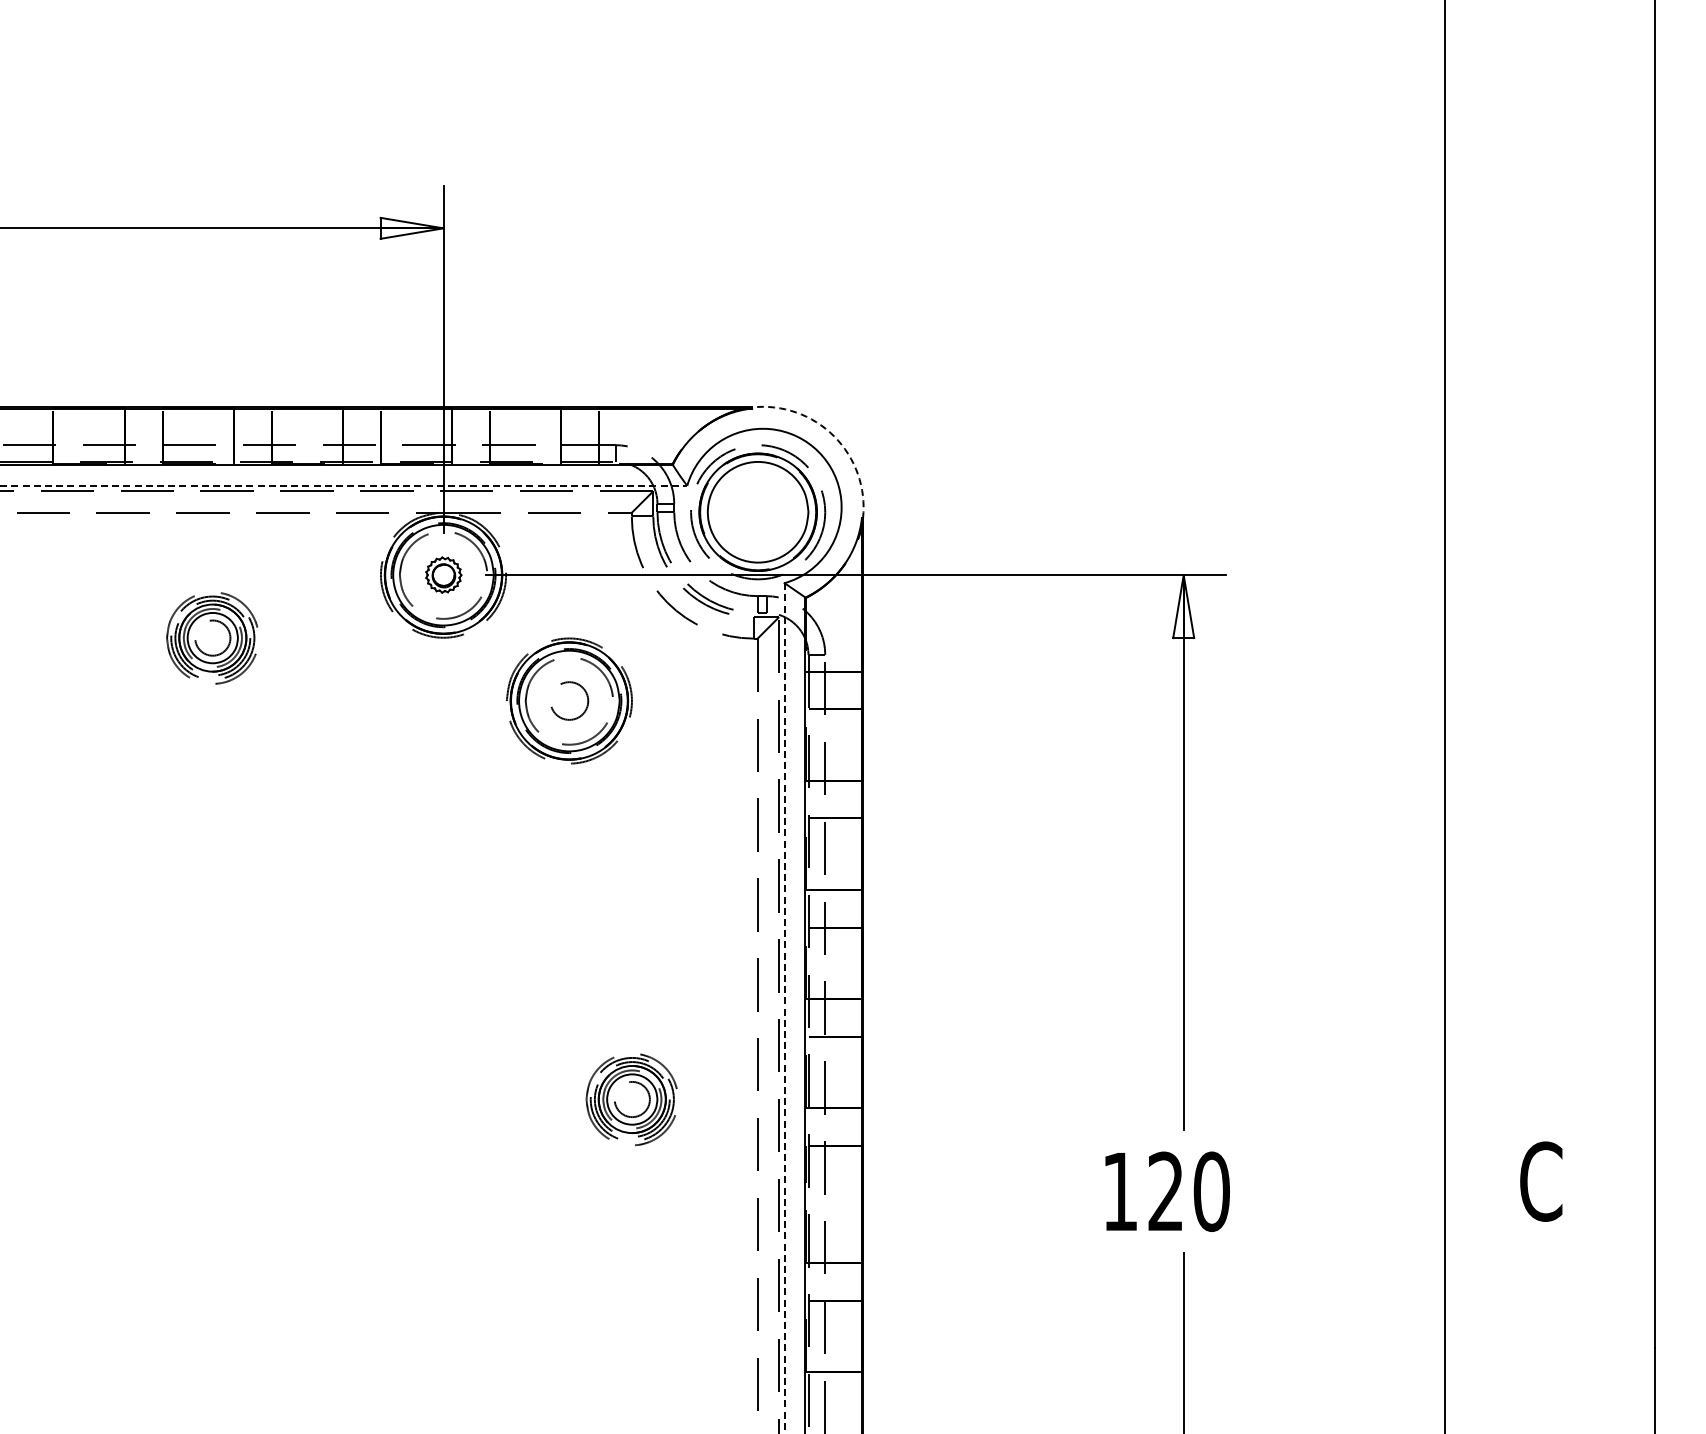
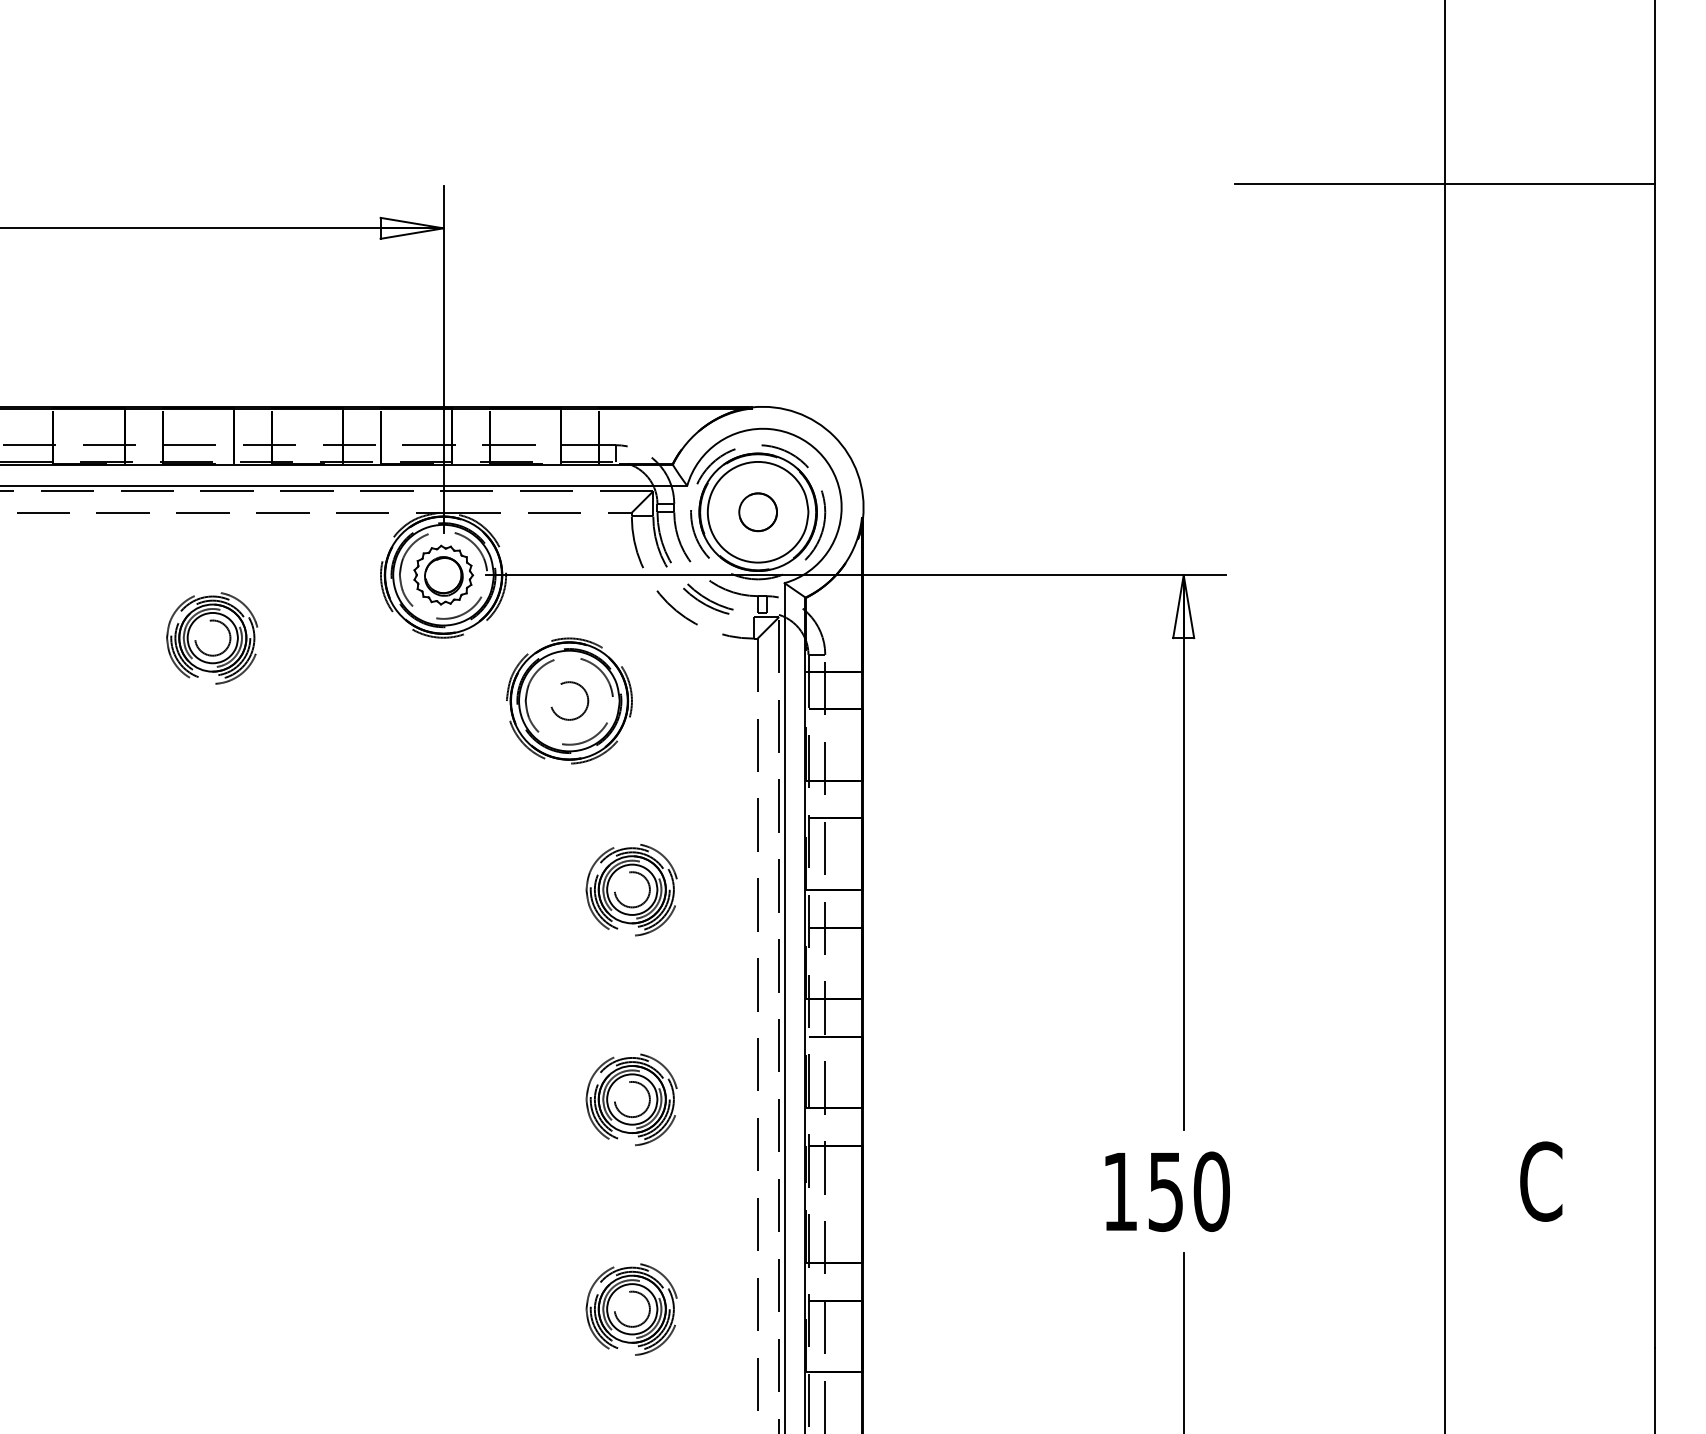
line: none -> present (1444, 184)
arc: dashed -> solid (834, 436)
line: dashed -> solid (344, 485)
part: none -> present (757, 512)
part size: 38x38 px -> 62x62 px (443, 574)
part: none -> present (631, 890)
line: dashed -> solid (784, 1008)
text: 120 -> 150 (1165, 1191)
part: none -> present (631, 1309)
